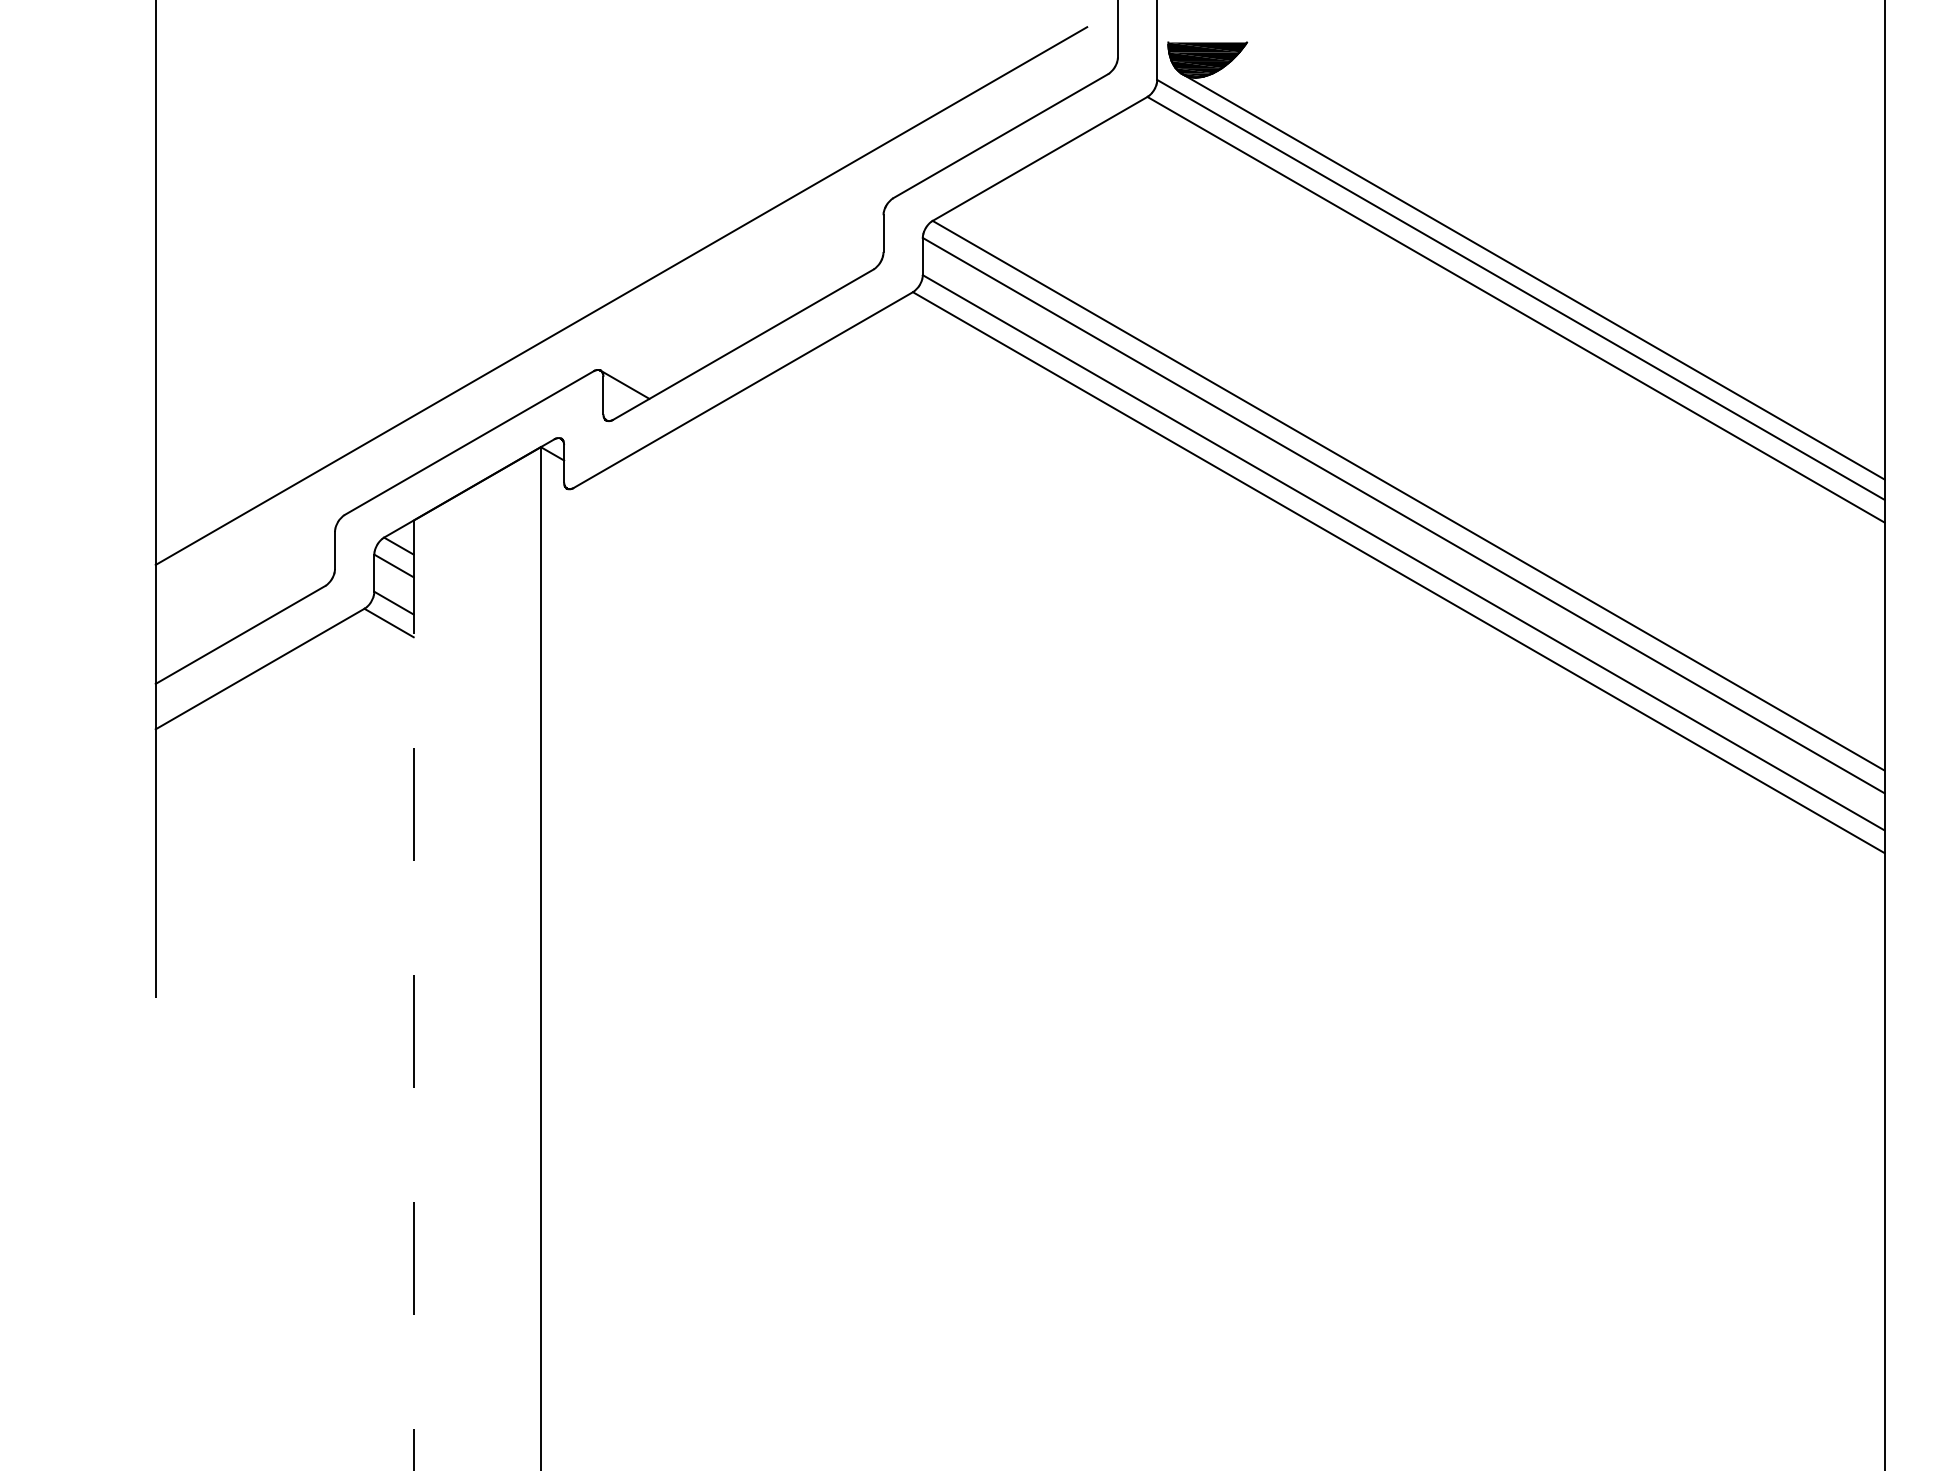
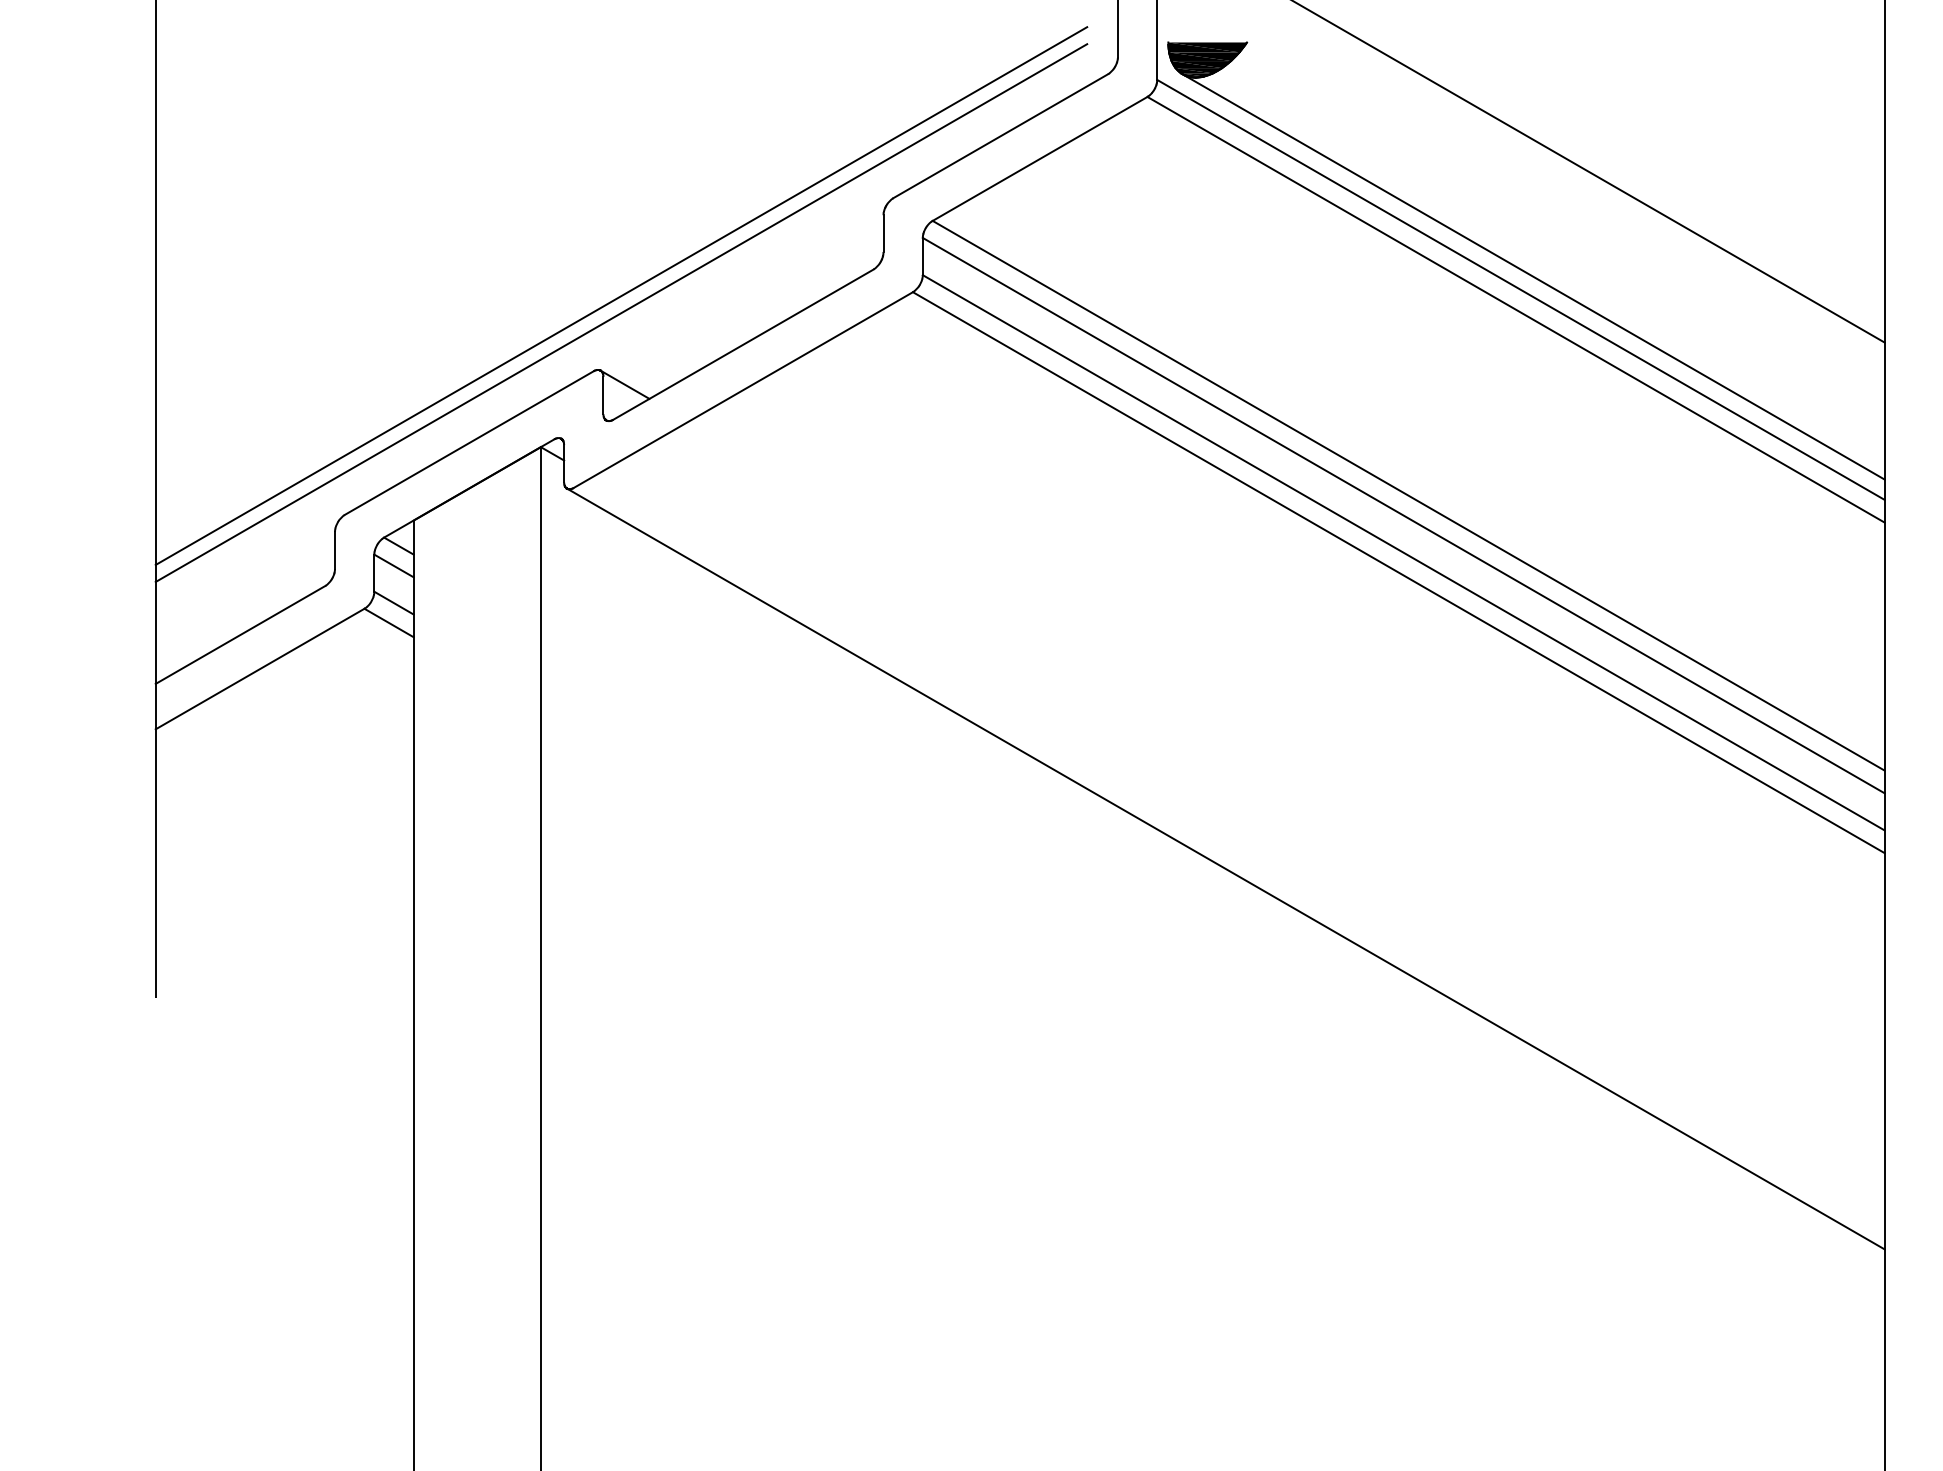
line: none -> present (1589, 172)
line: none -> present (621, 312)
line: none -> present (1225, 868)
line: dashed -> solid (413, 995)
